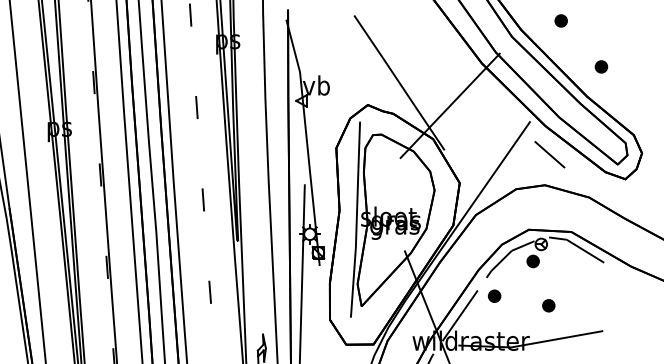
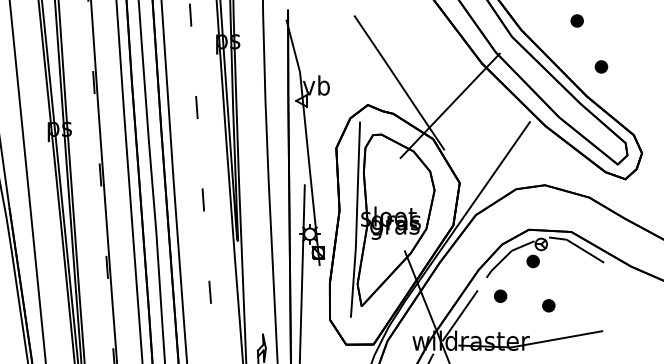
part position: (560, 20) -> (576, 20) (576, 20)
line: present -> none (549, 154)
part position: (494, 295) -> (500, 295) (500, 295)
